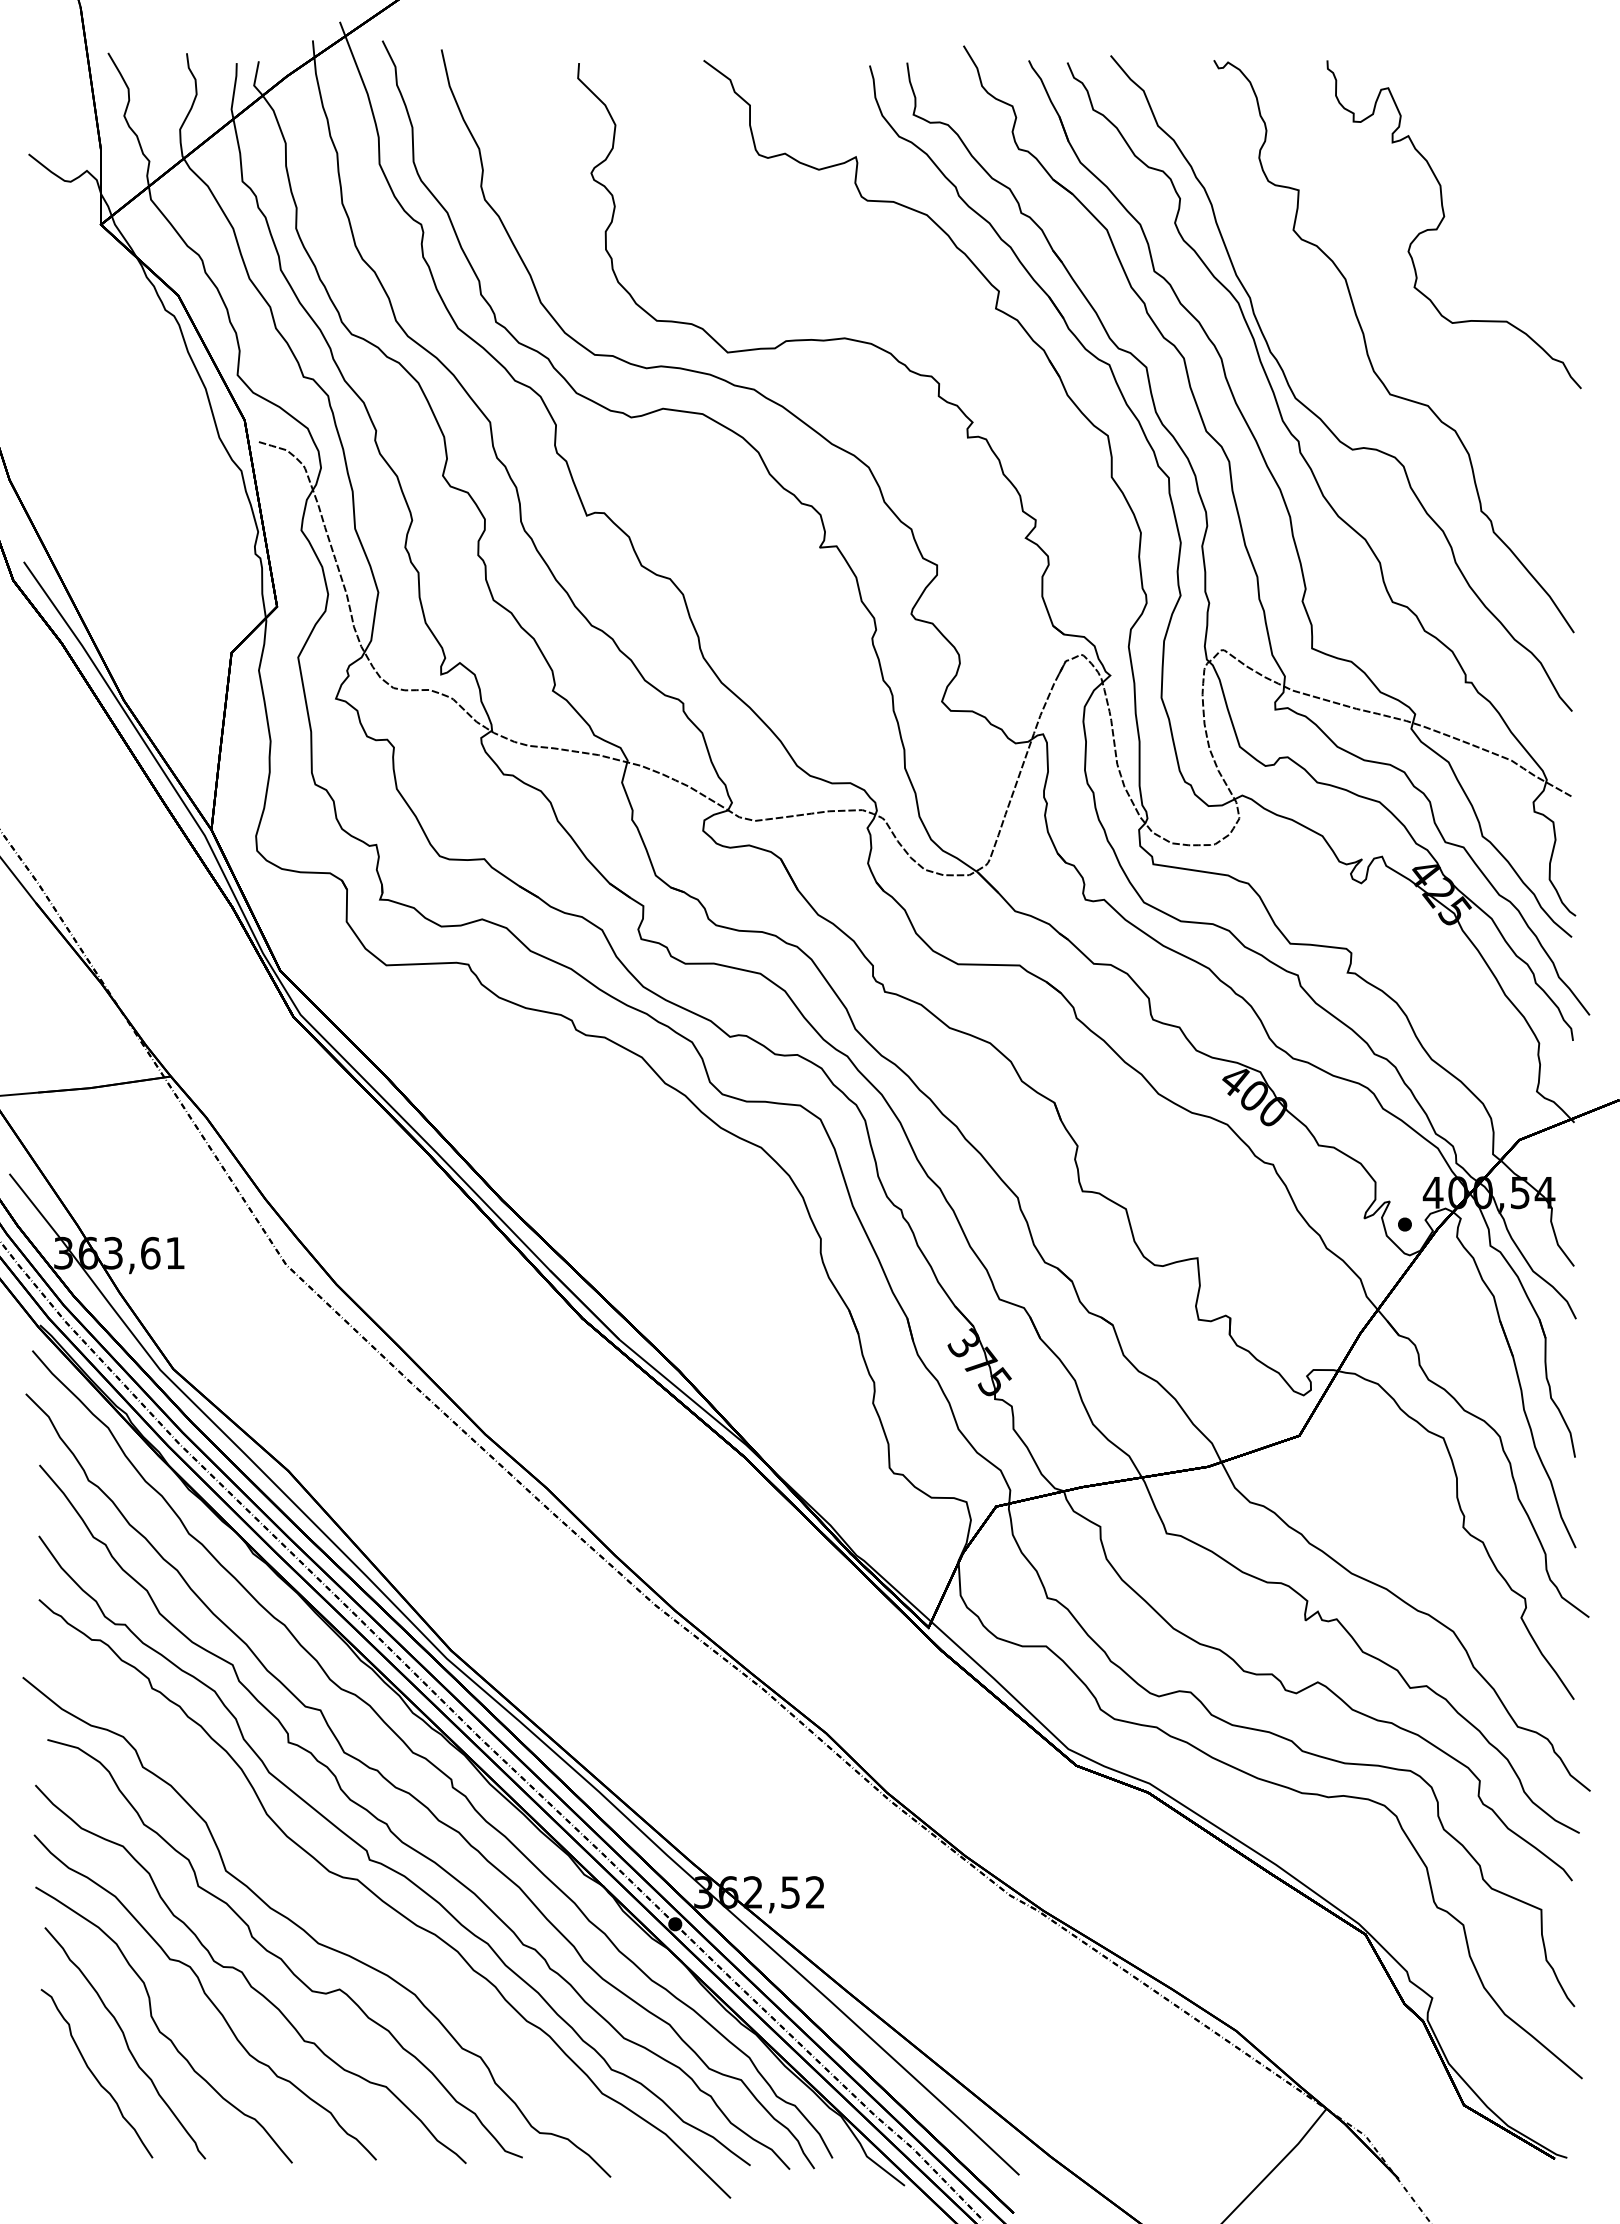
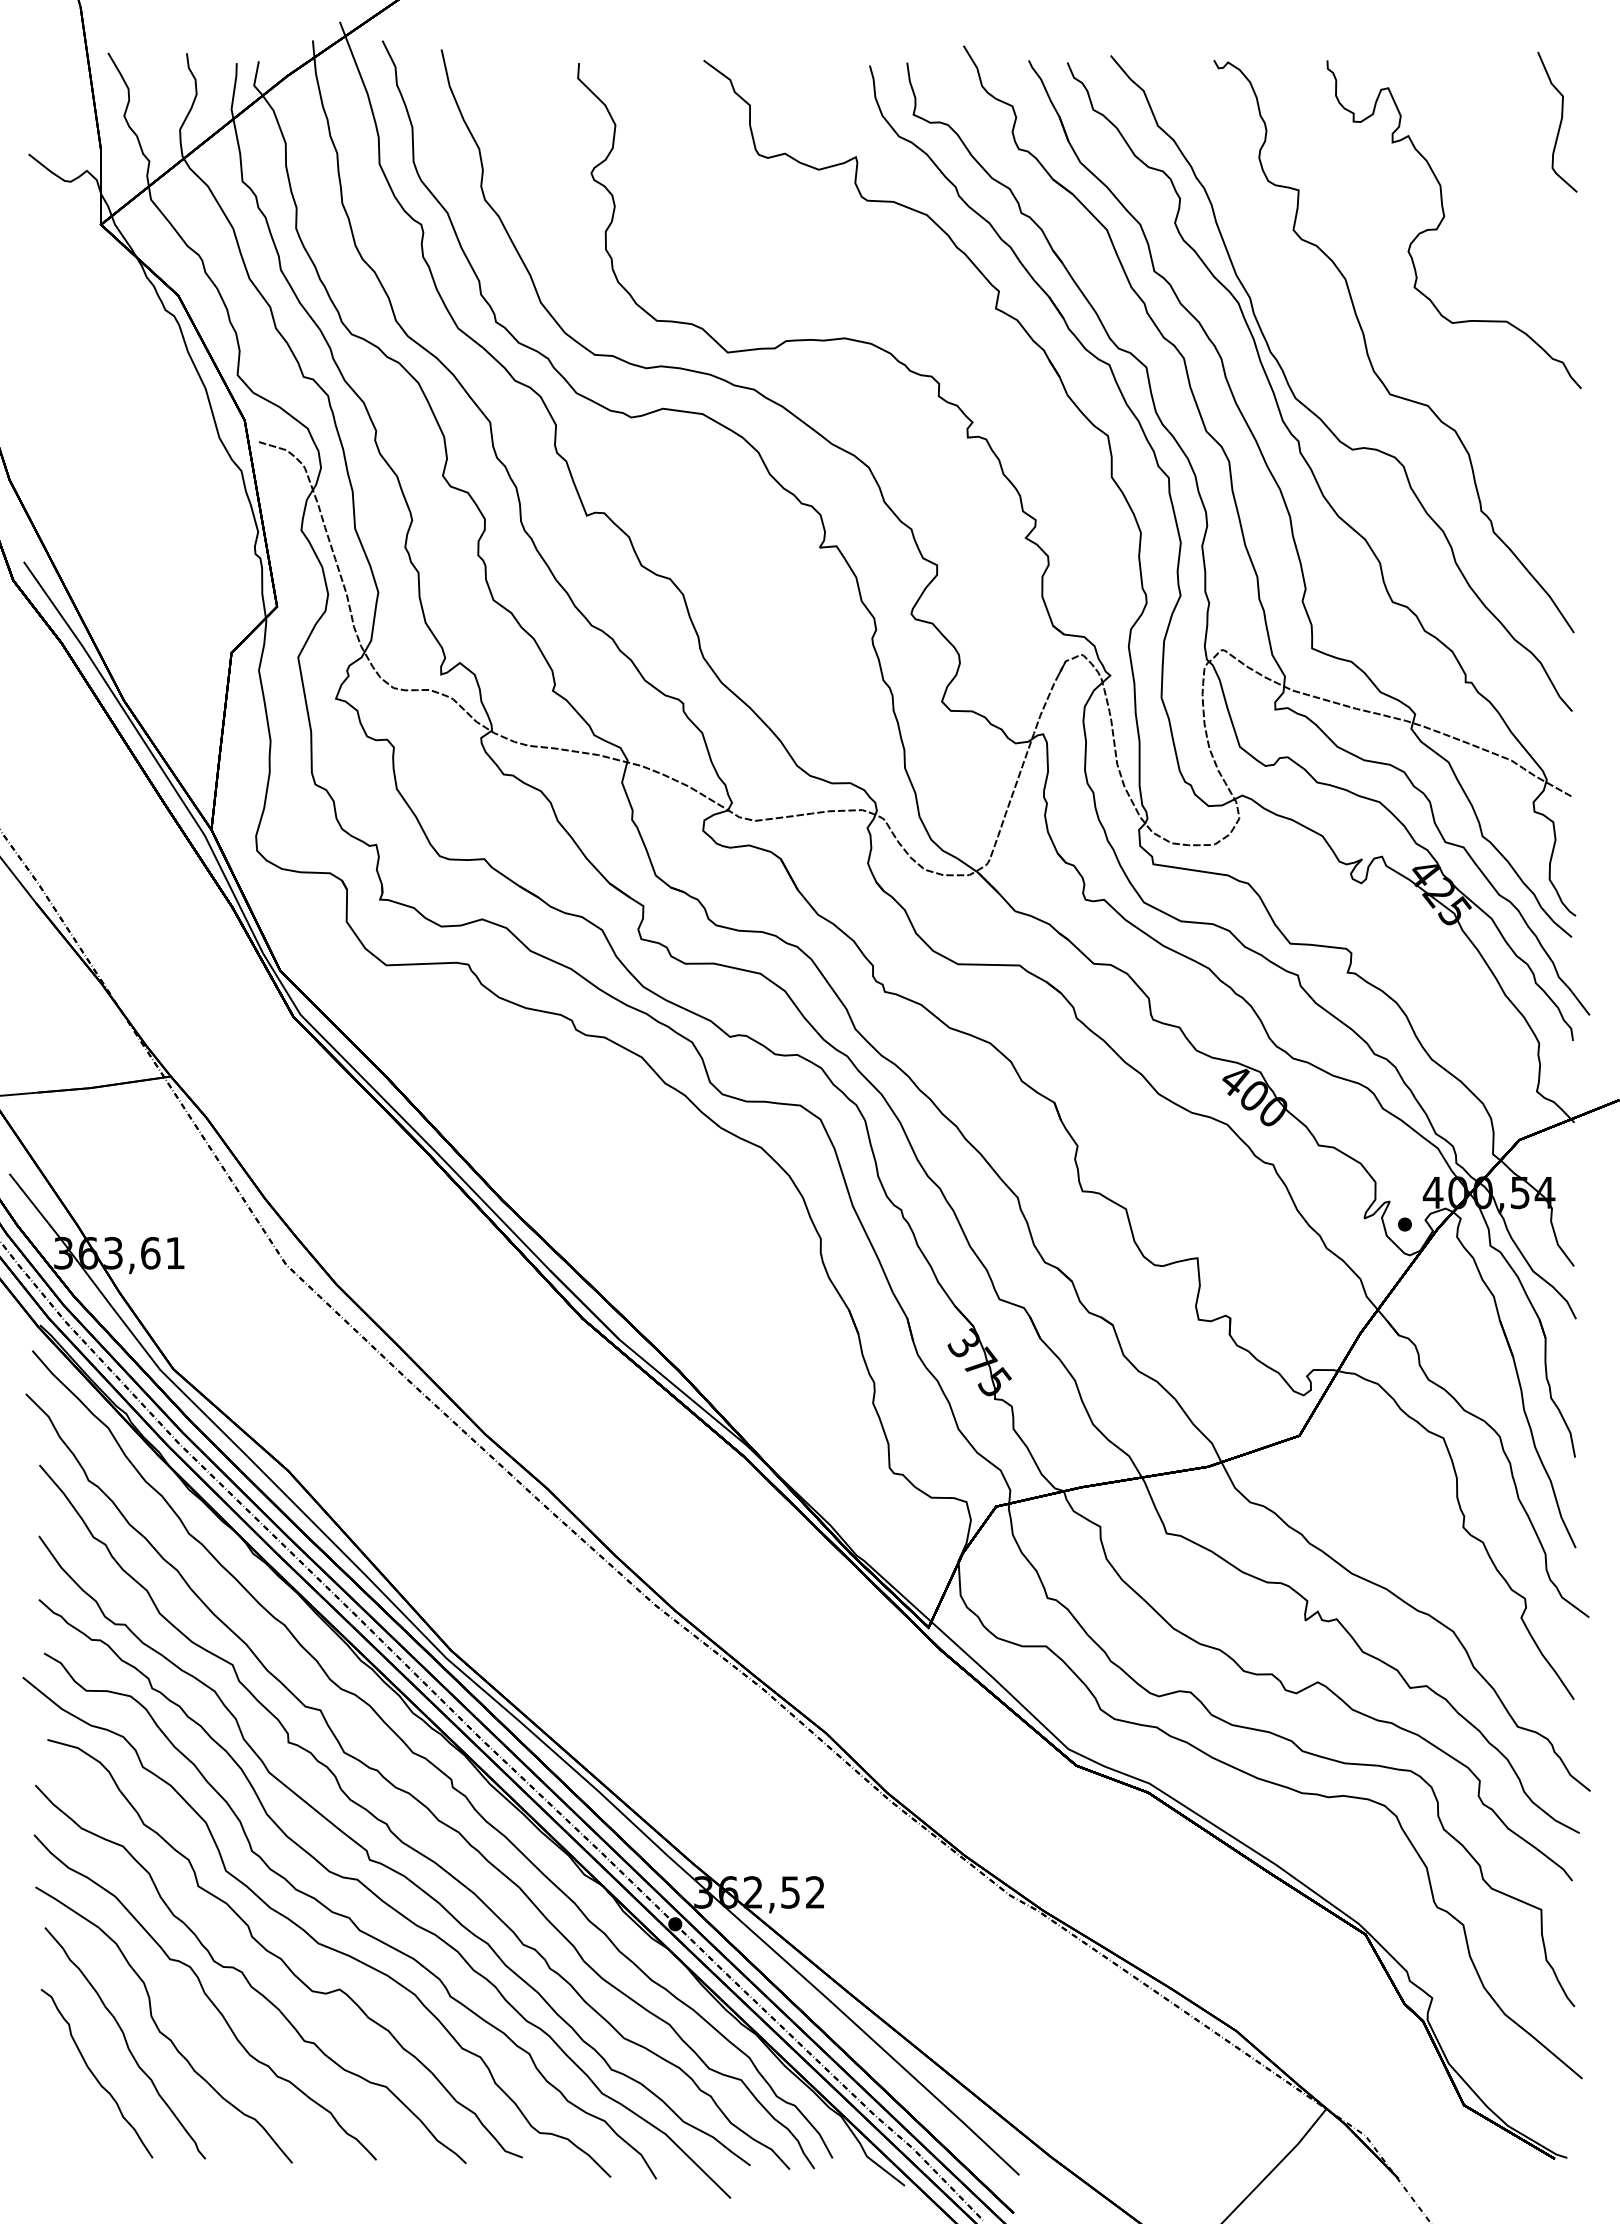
curve: none -> present (1559, 123)
curve: none -> present (350, 1917)
